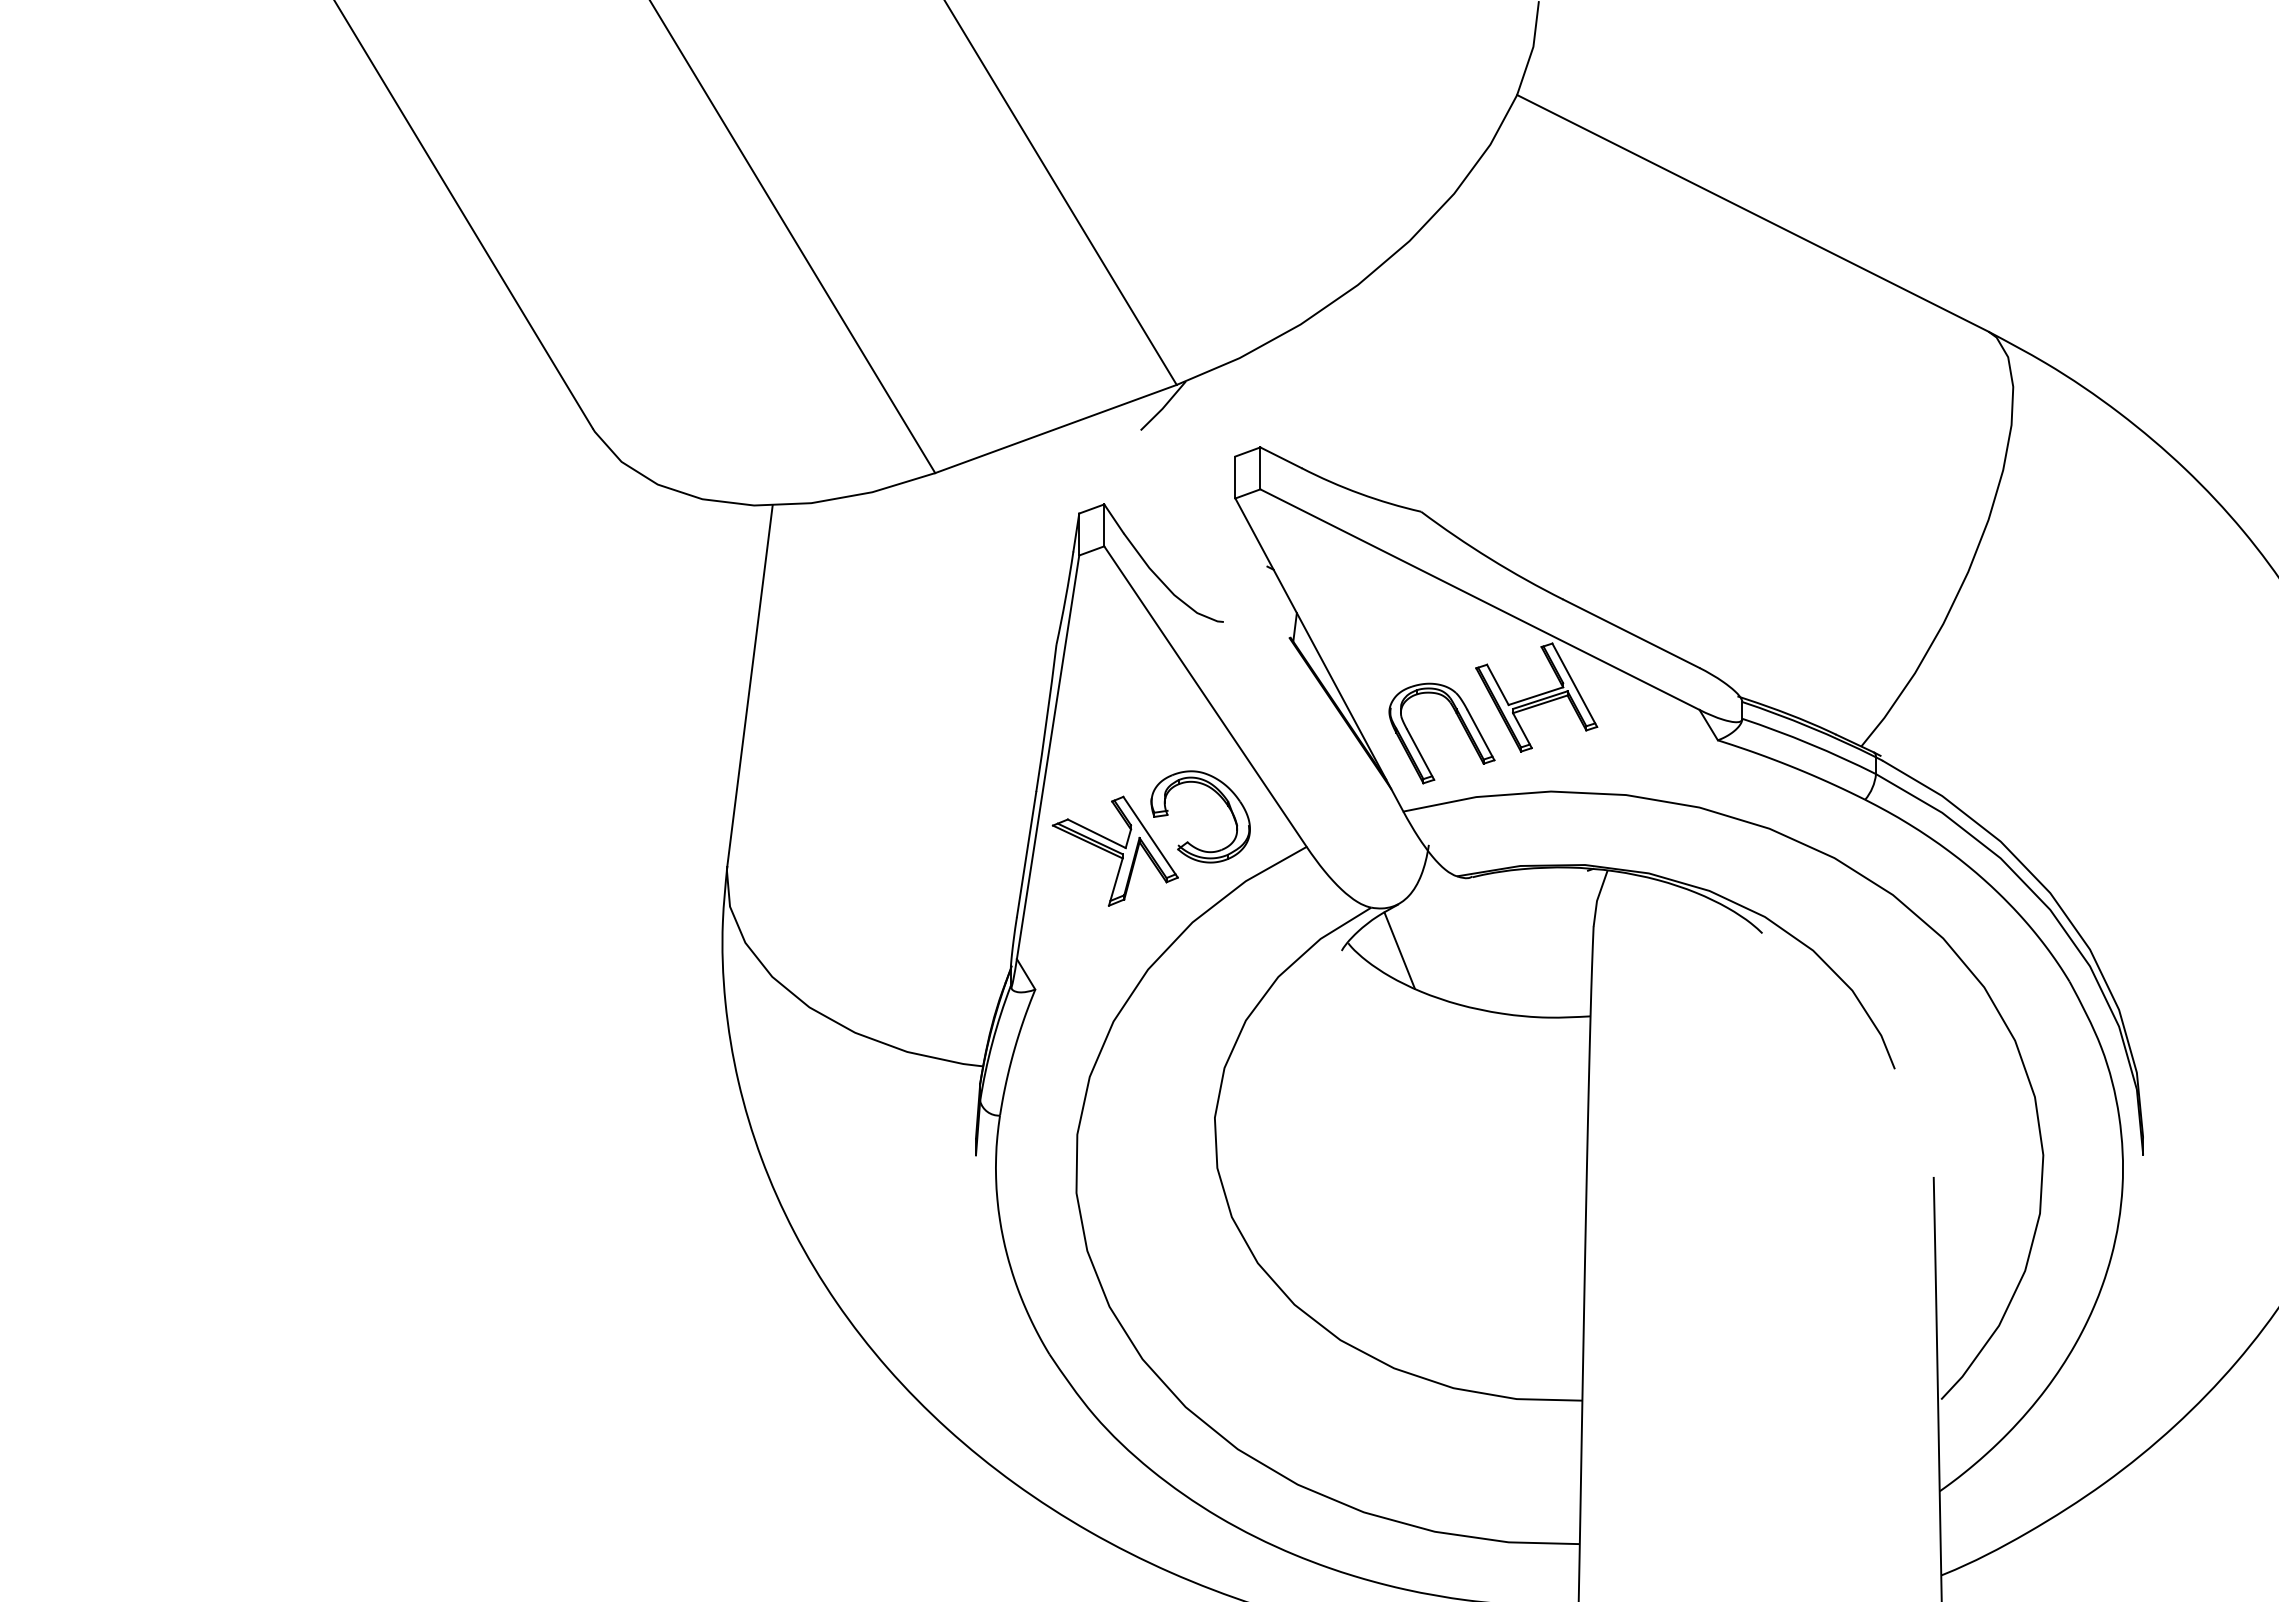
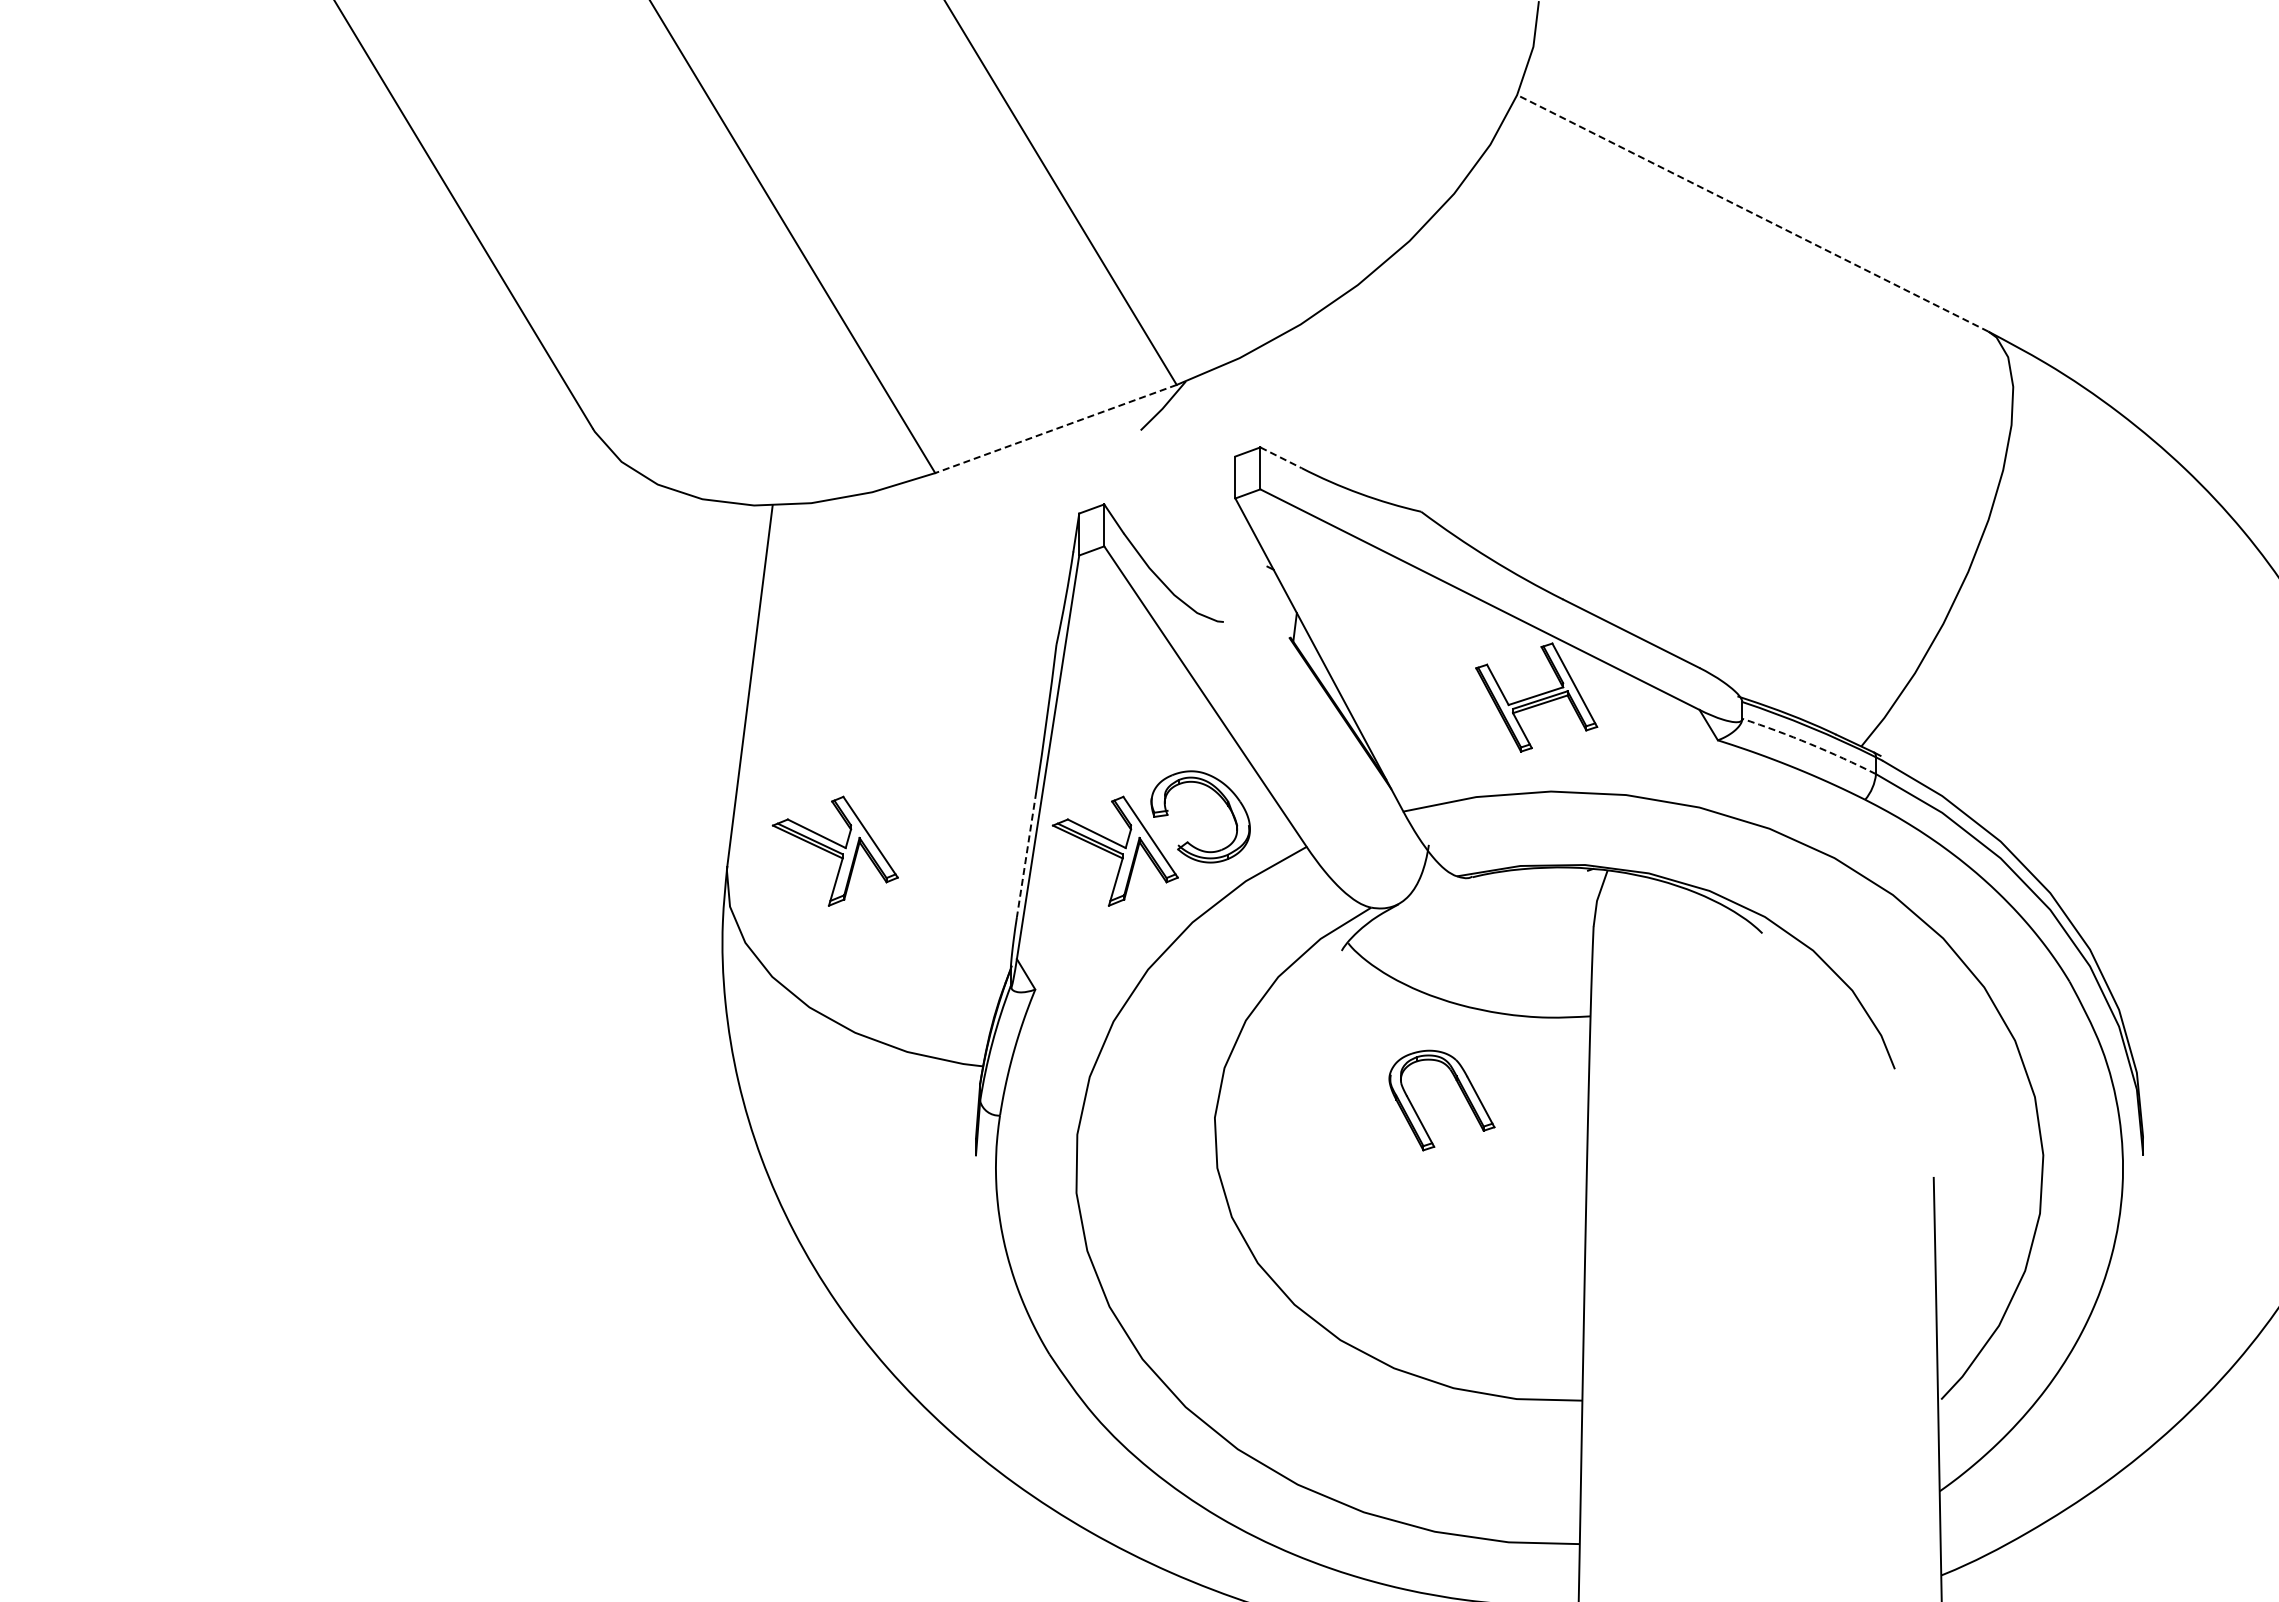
line: solid -> dashed (1752, 213)
line: solid -> dashed (1055, 429)
line: solid -> dashed (1281, 458)
part position: (1461, 724) -> (1461, 1091) (1461, 1091)
arc: solid -> dashed (1810, 744)
part: none -> present (834, 850)
line: solid -> dashed (1026, 855)
line: present -> none (1399, 950)
